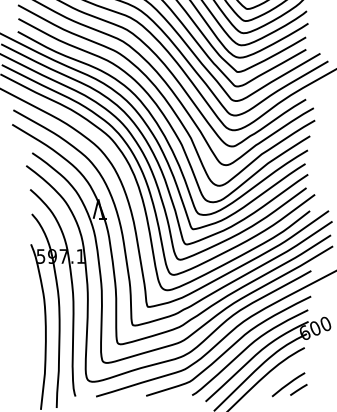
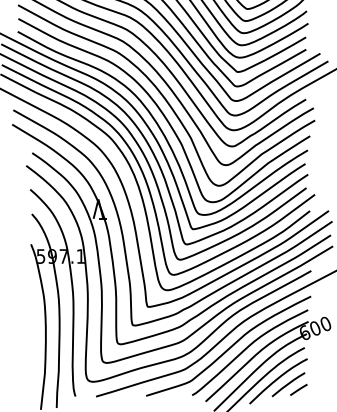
curve: none -> present (277, 380)
